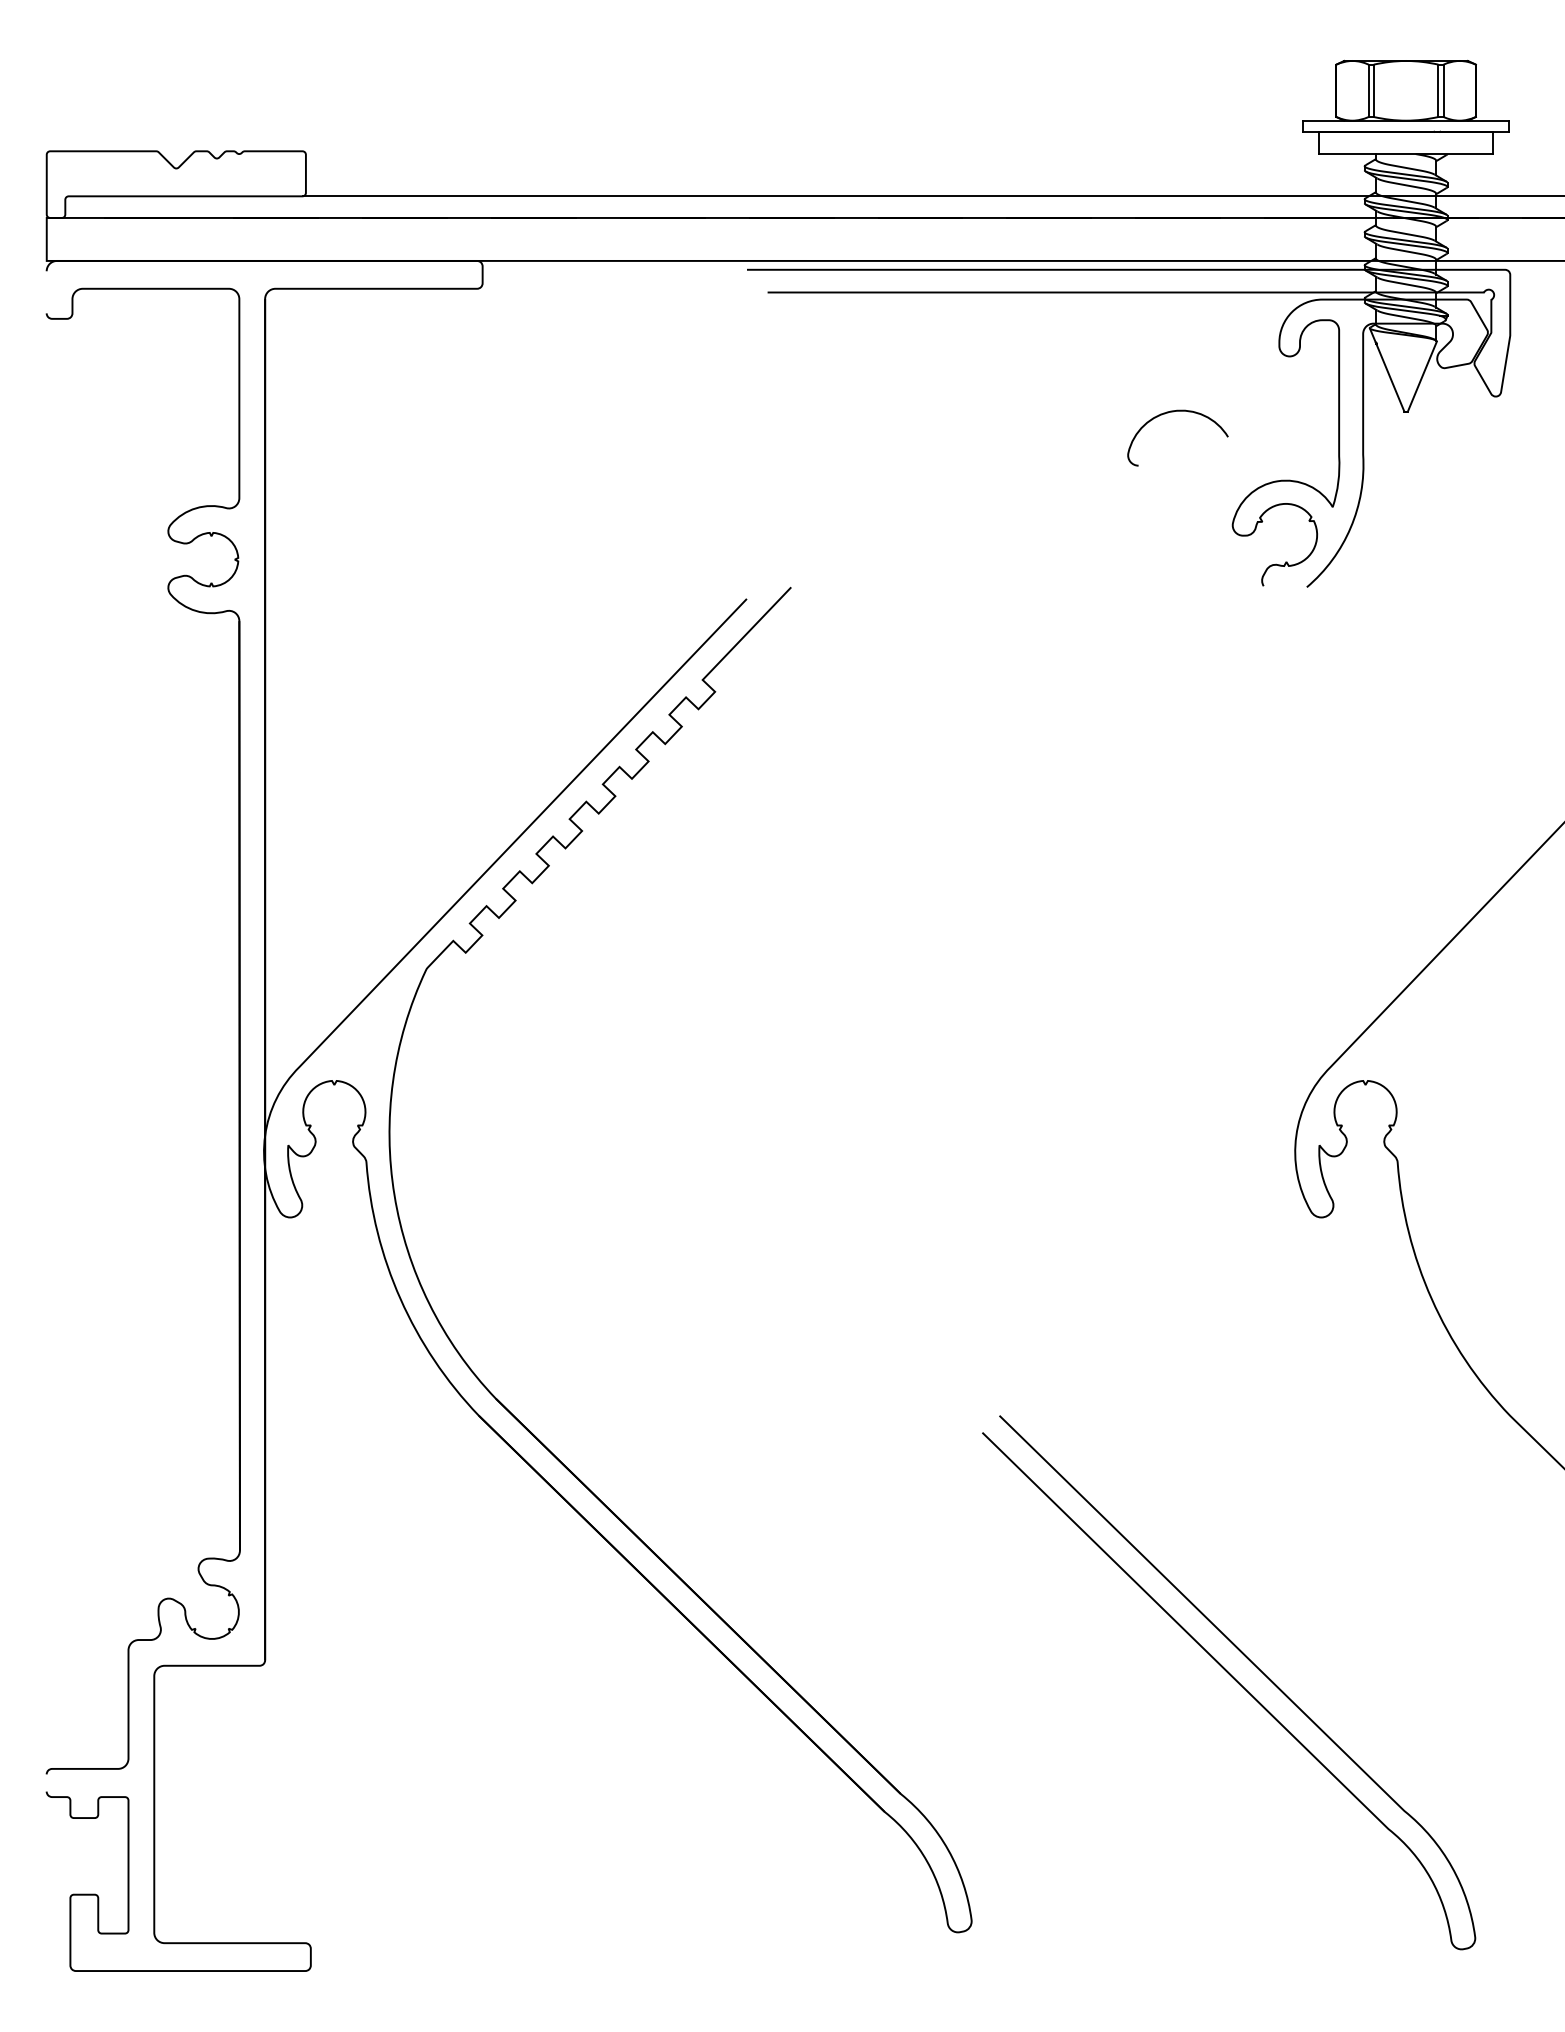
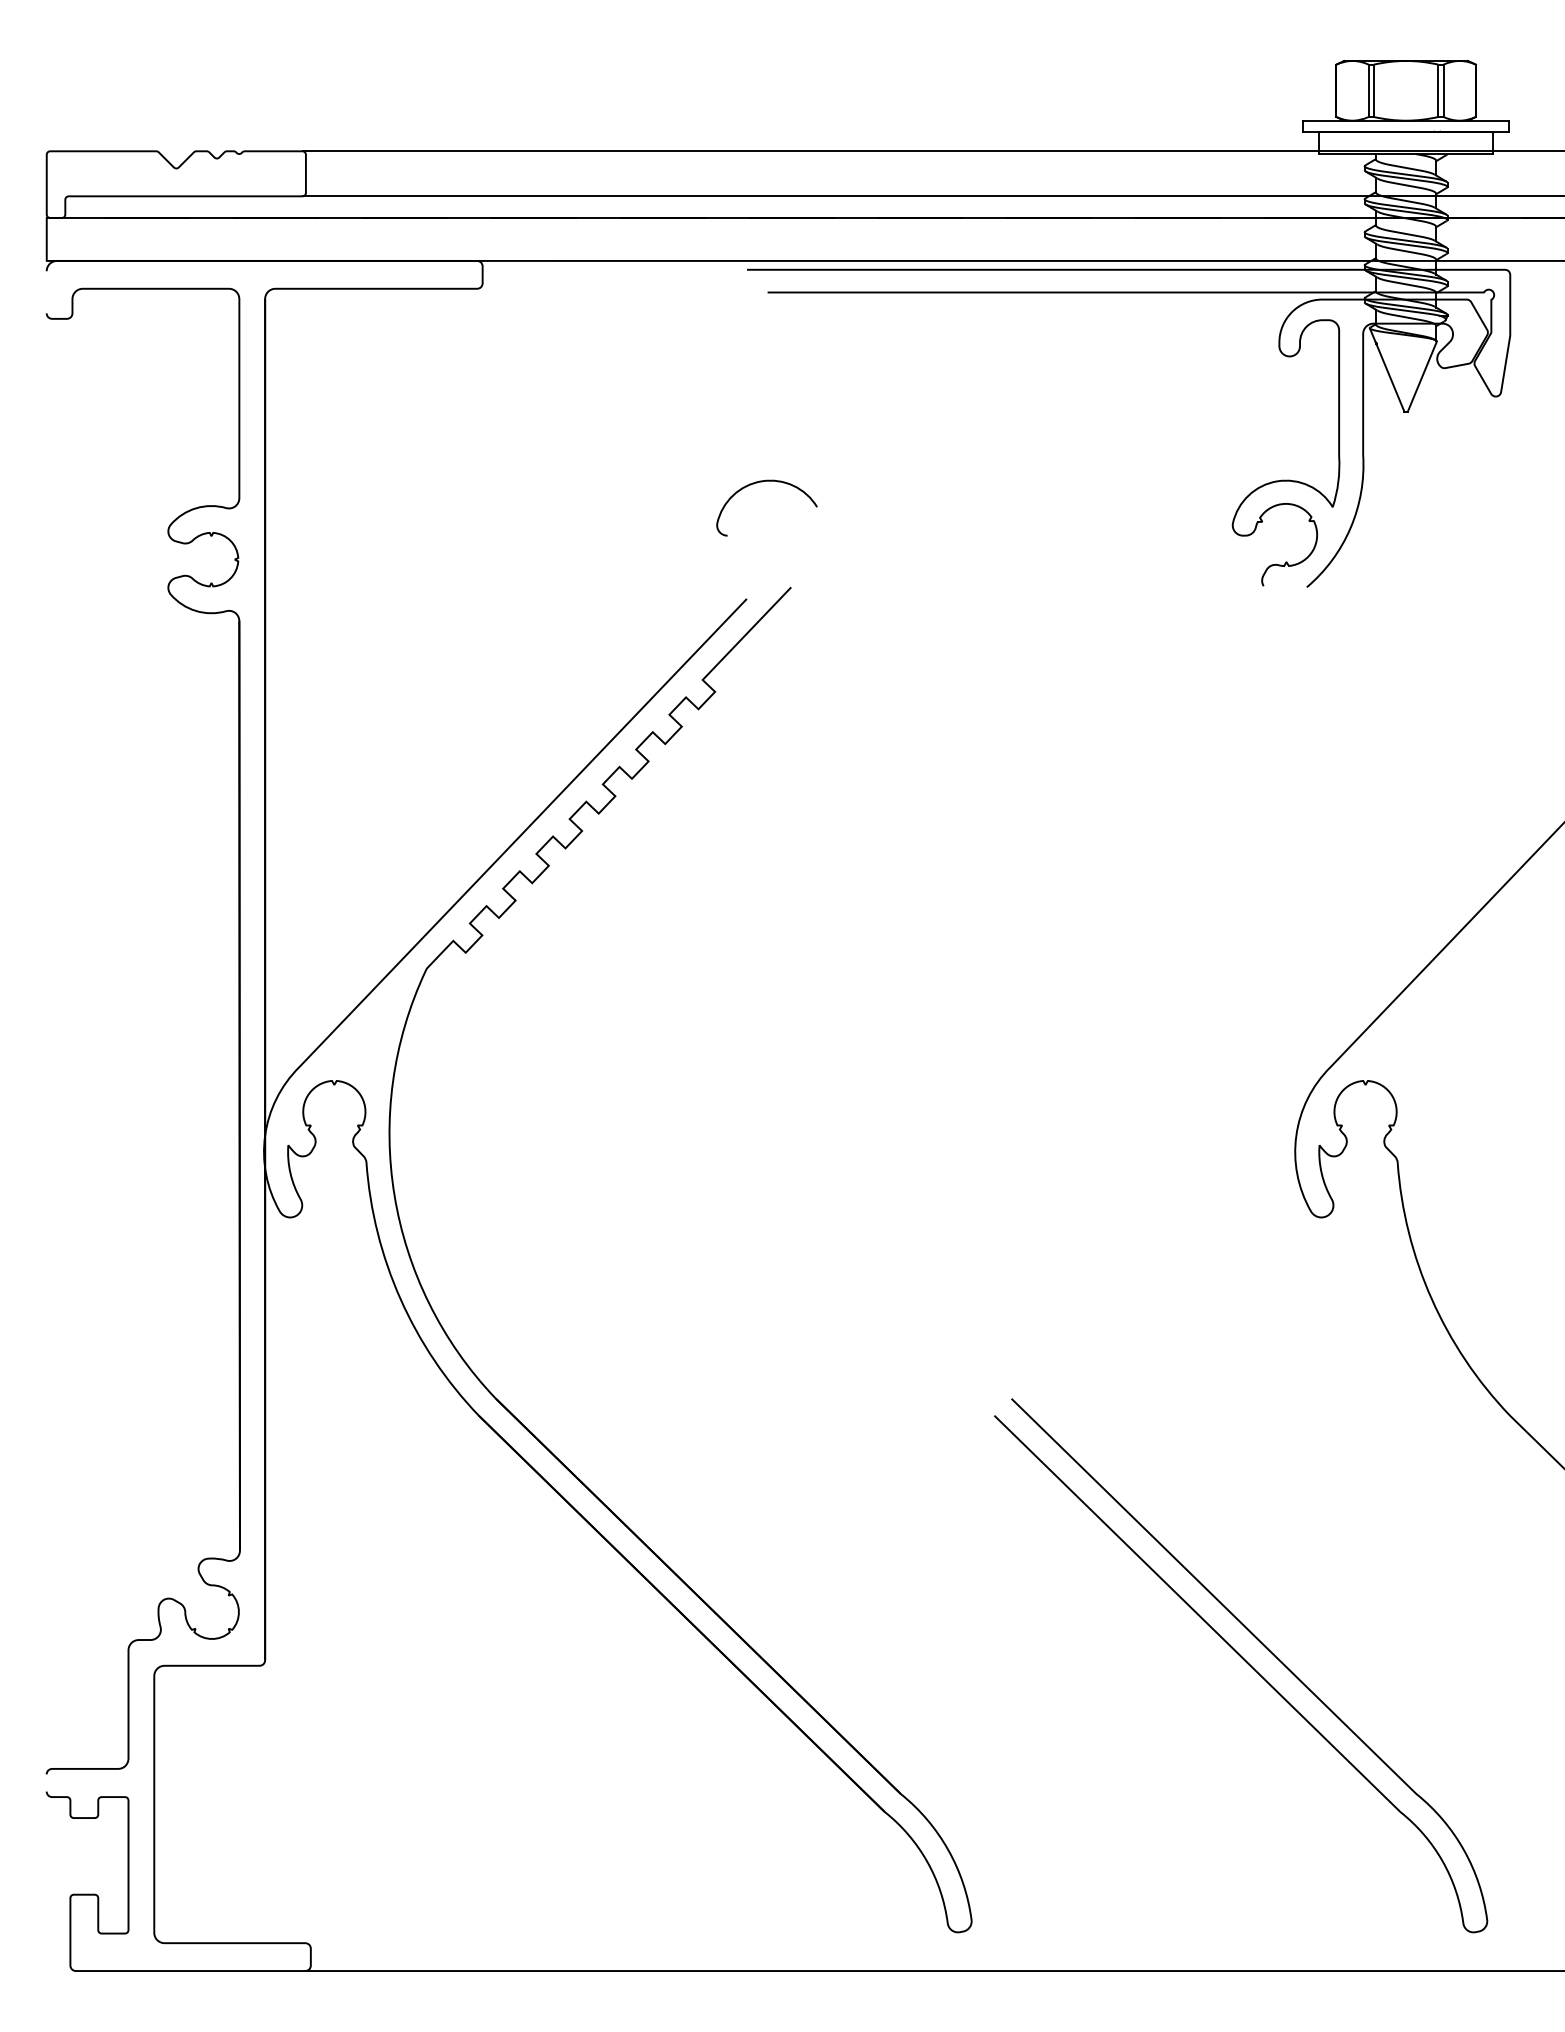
line: none -> present (931, 151)
curve position: (1173, 412) -> (762, 482) (762, 482)
curve position: (1232, 1678) -> (1244, 1661) (1244, 1661)
line: none -> present (933, 1971)
